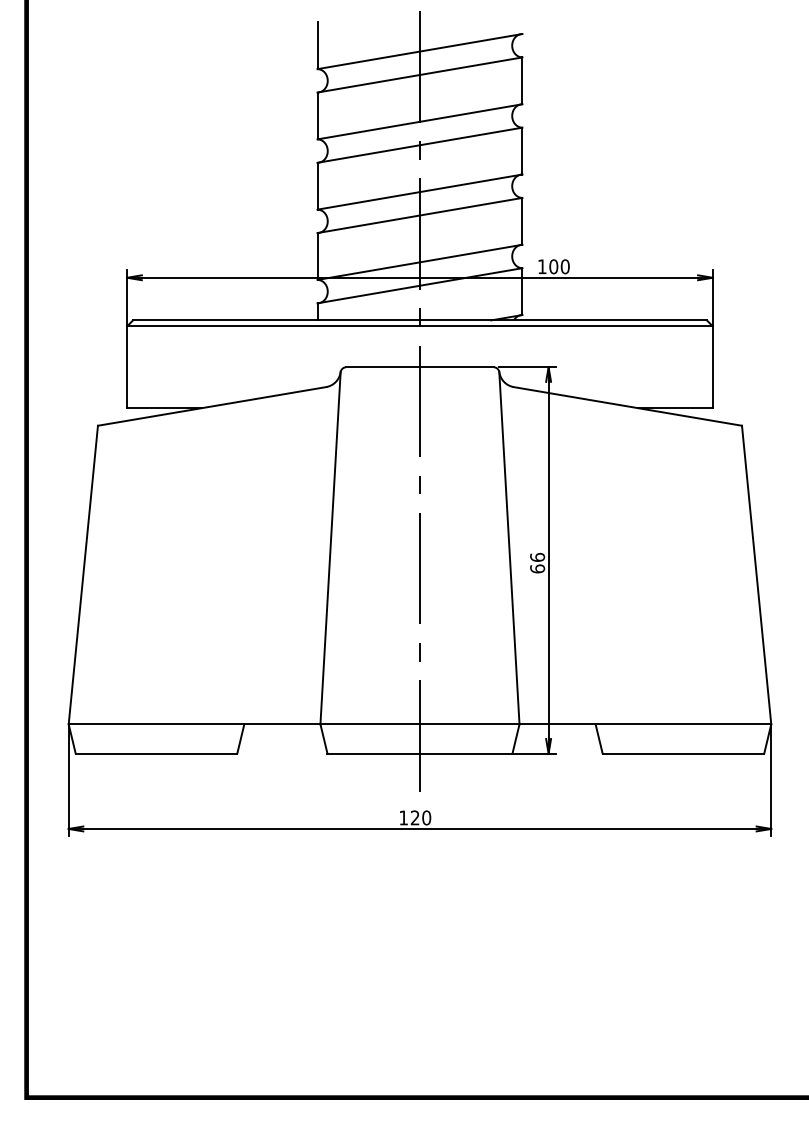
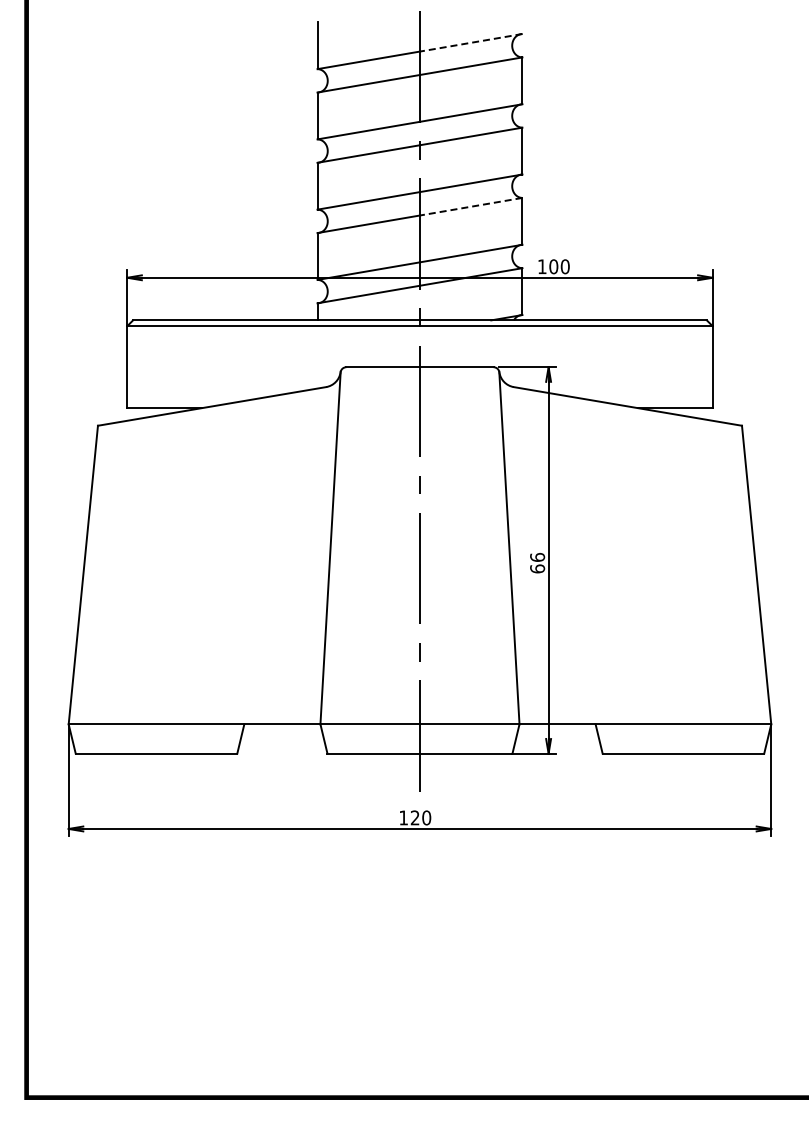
line: solid -> dashed (471, 42)
line: solid -> dashed (471, 206)
